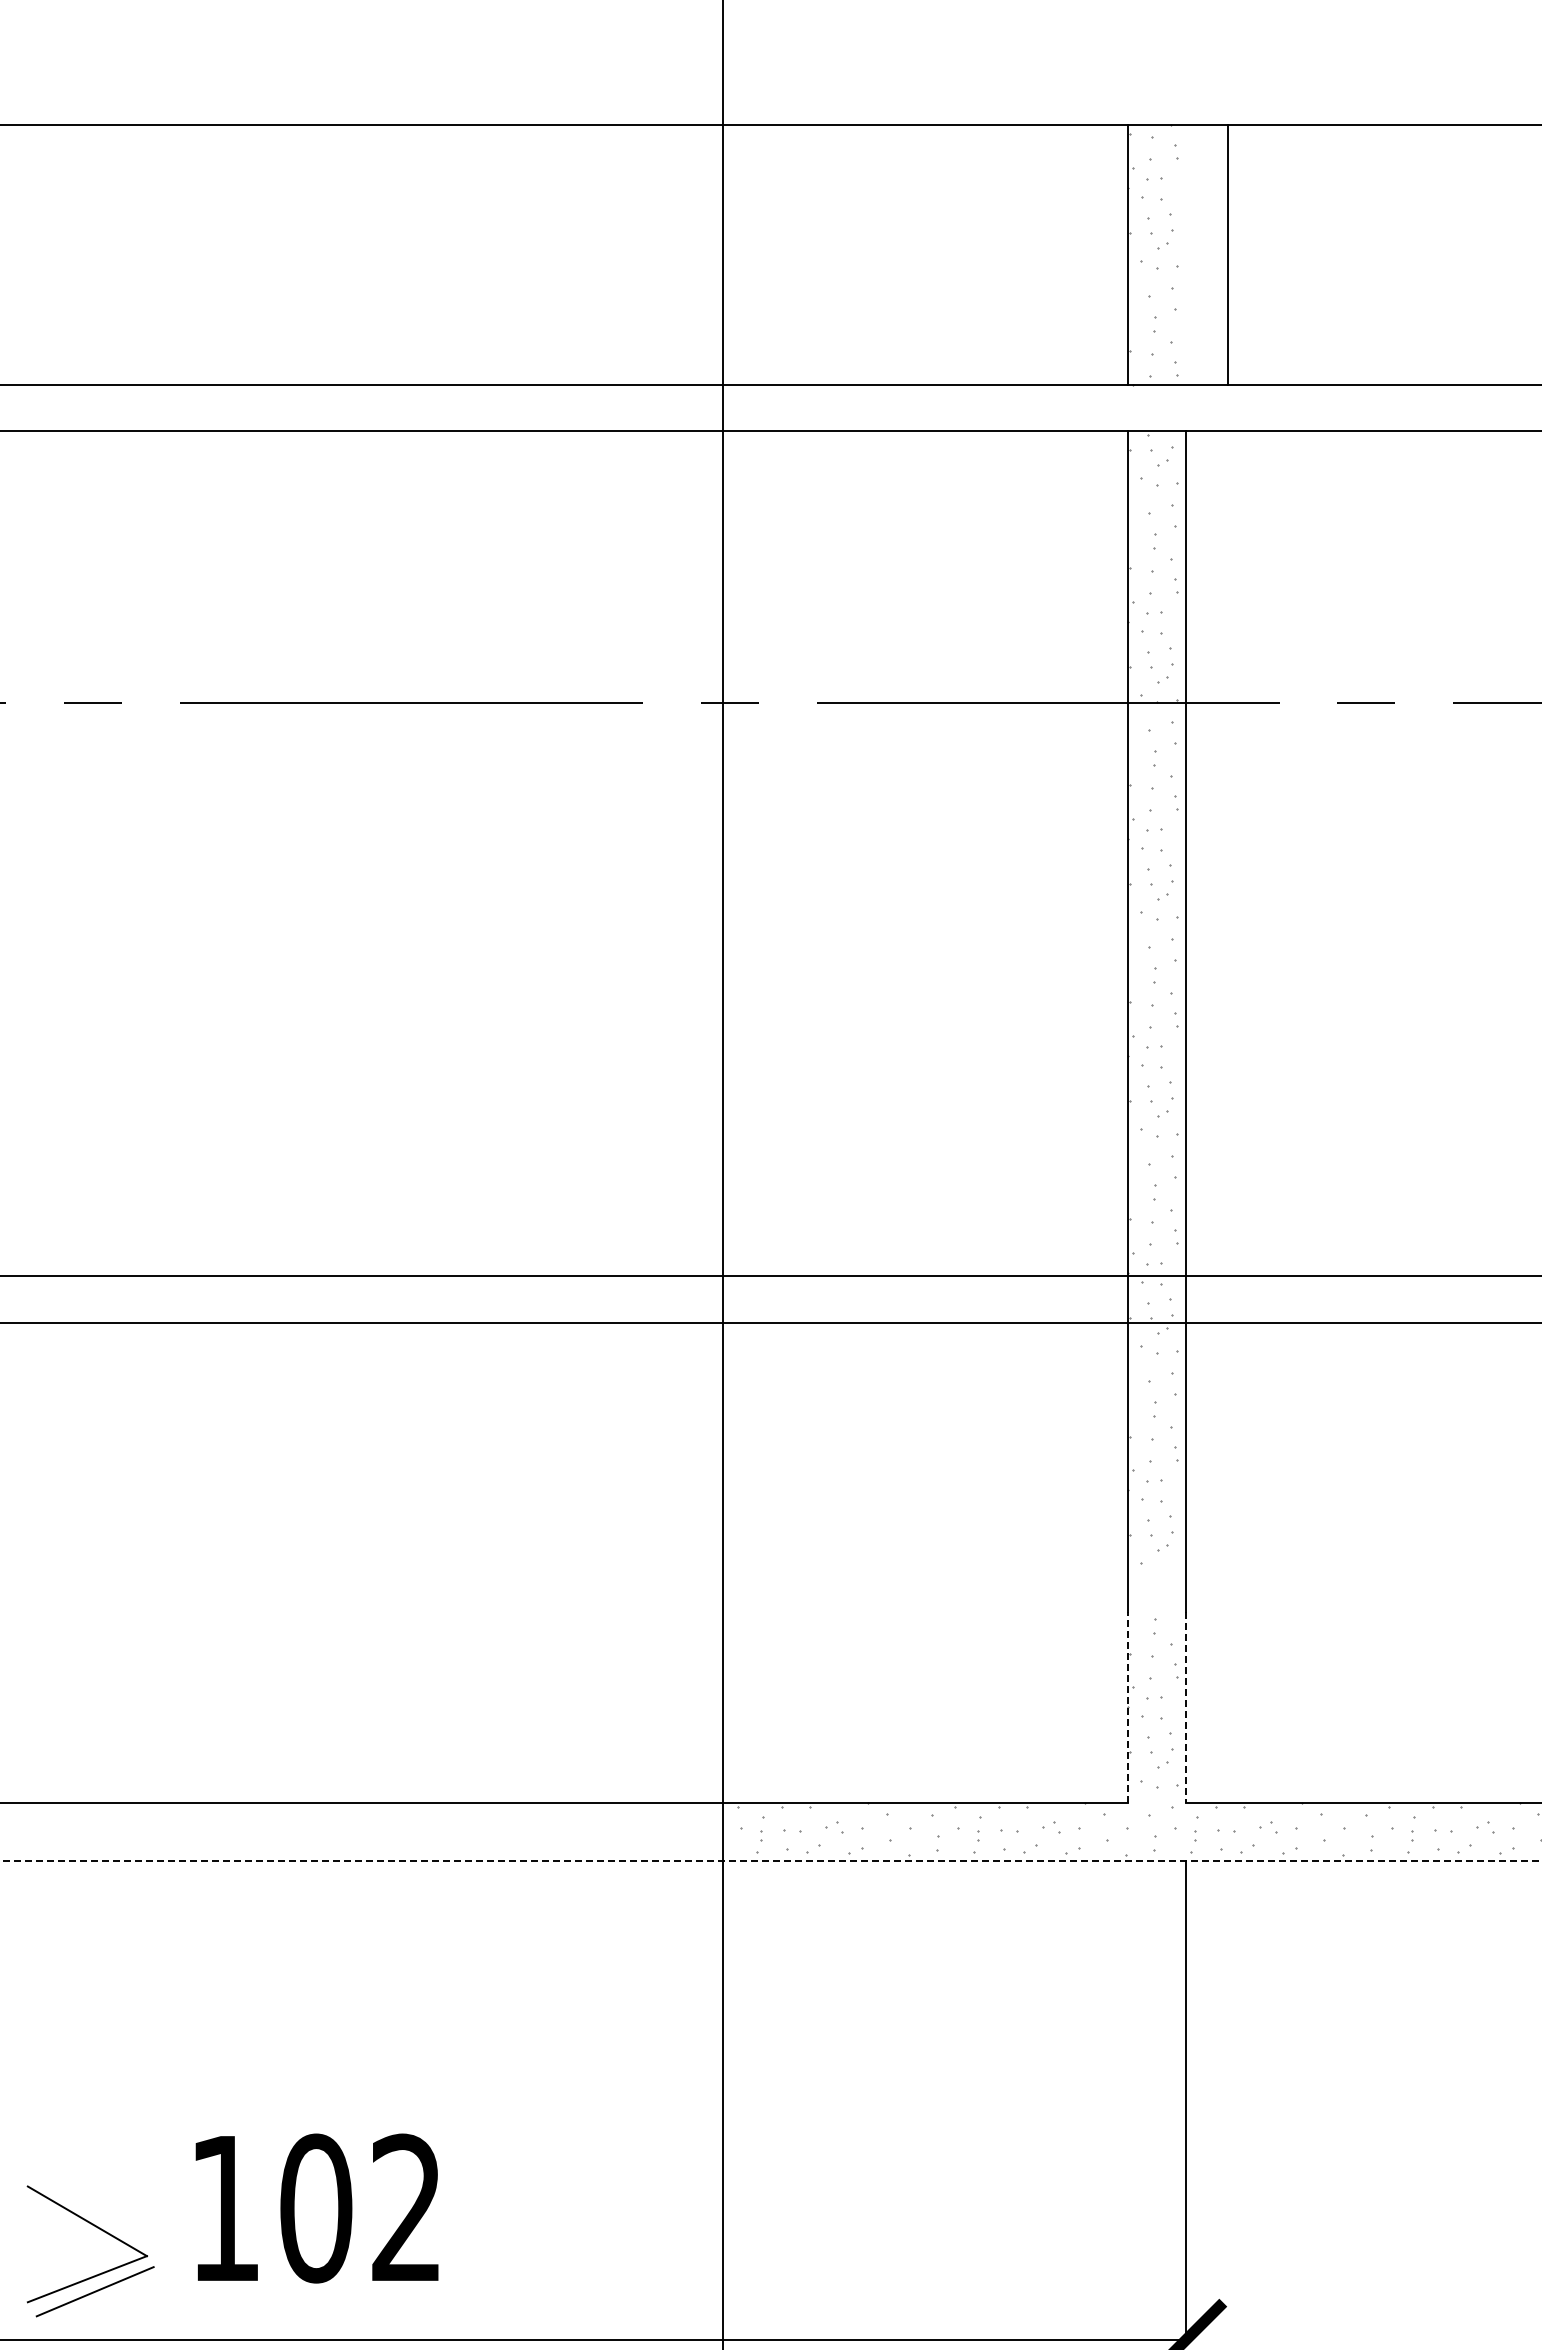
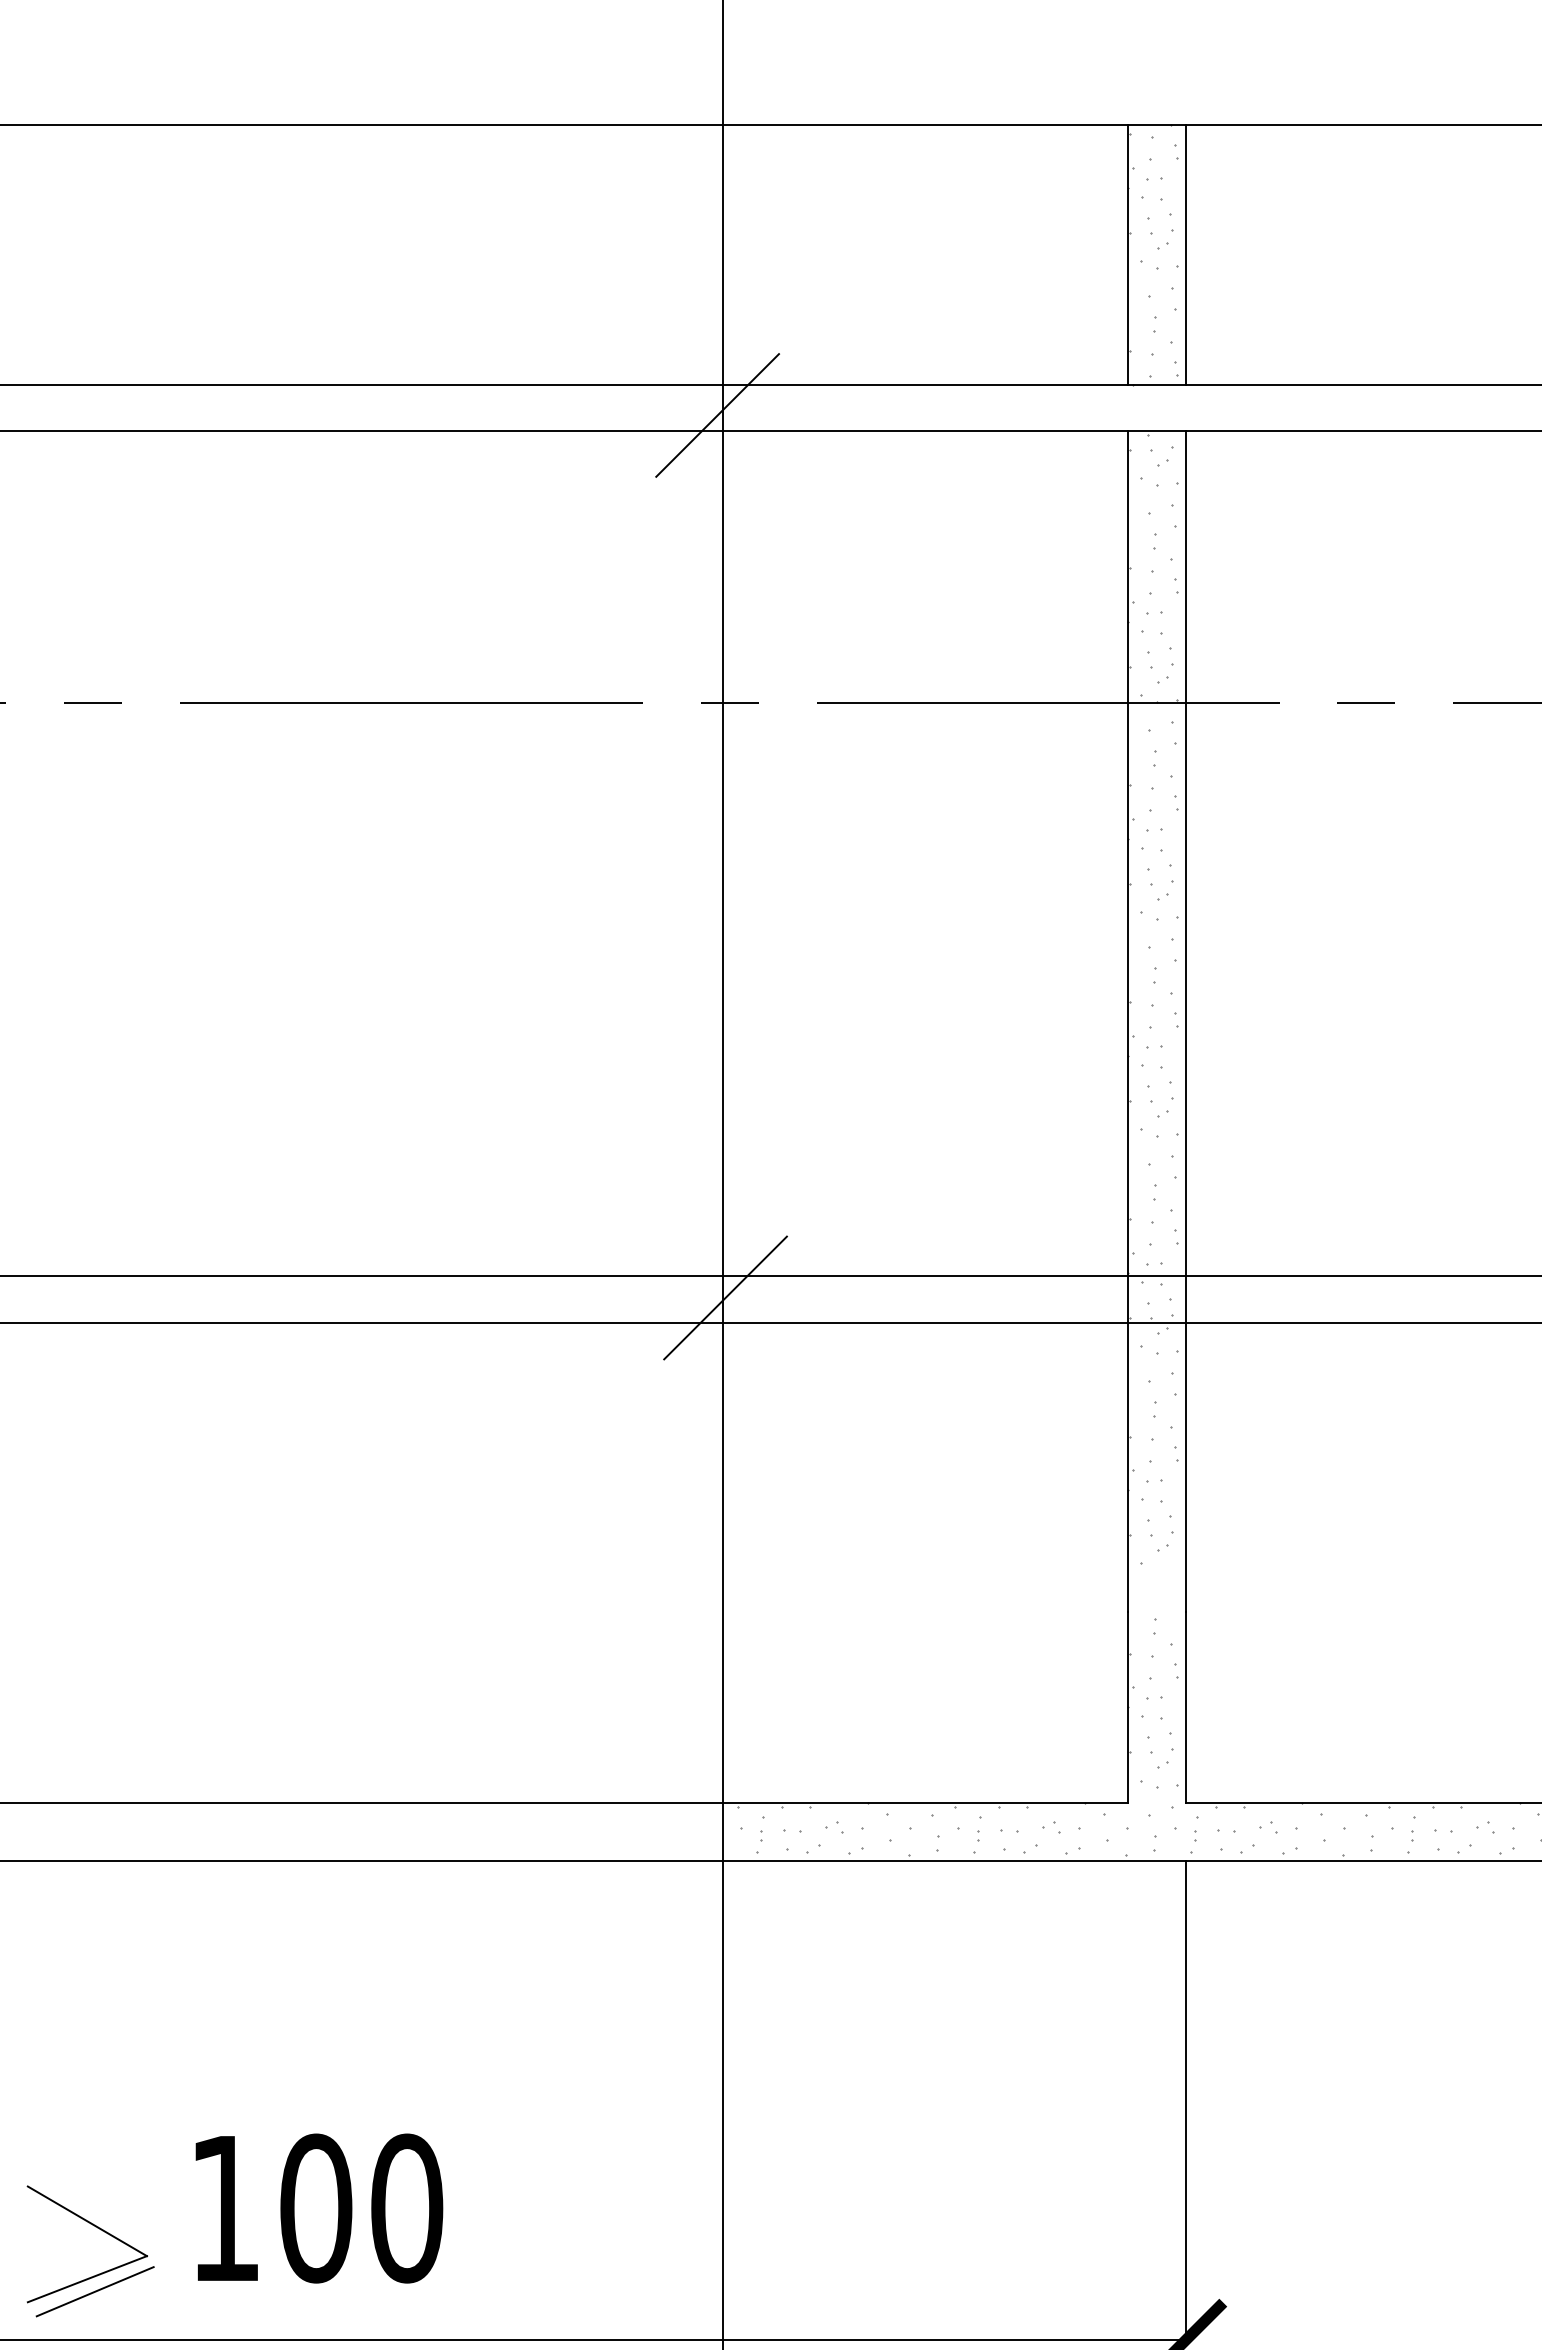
line position: (1227, 254) -> (1185, 254) (1185, 254)
line: none -> present (717, 415)
line: none -> present (725, 1297)
line: dashed -> solid (1127, 1706)
line: dashed -> solid (1185, 1707)
line: dashed -> solid (771, 1860)
text: 102 -> 100 (407, 2208)
